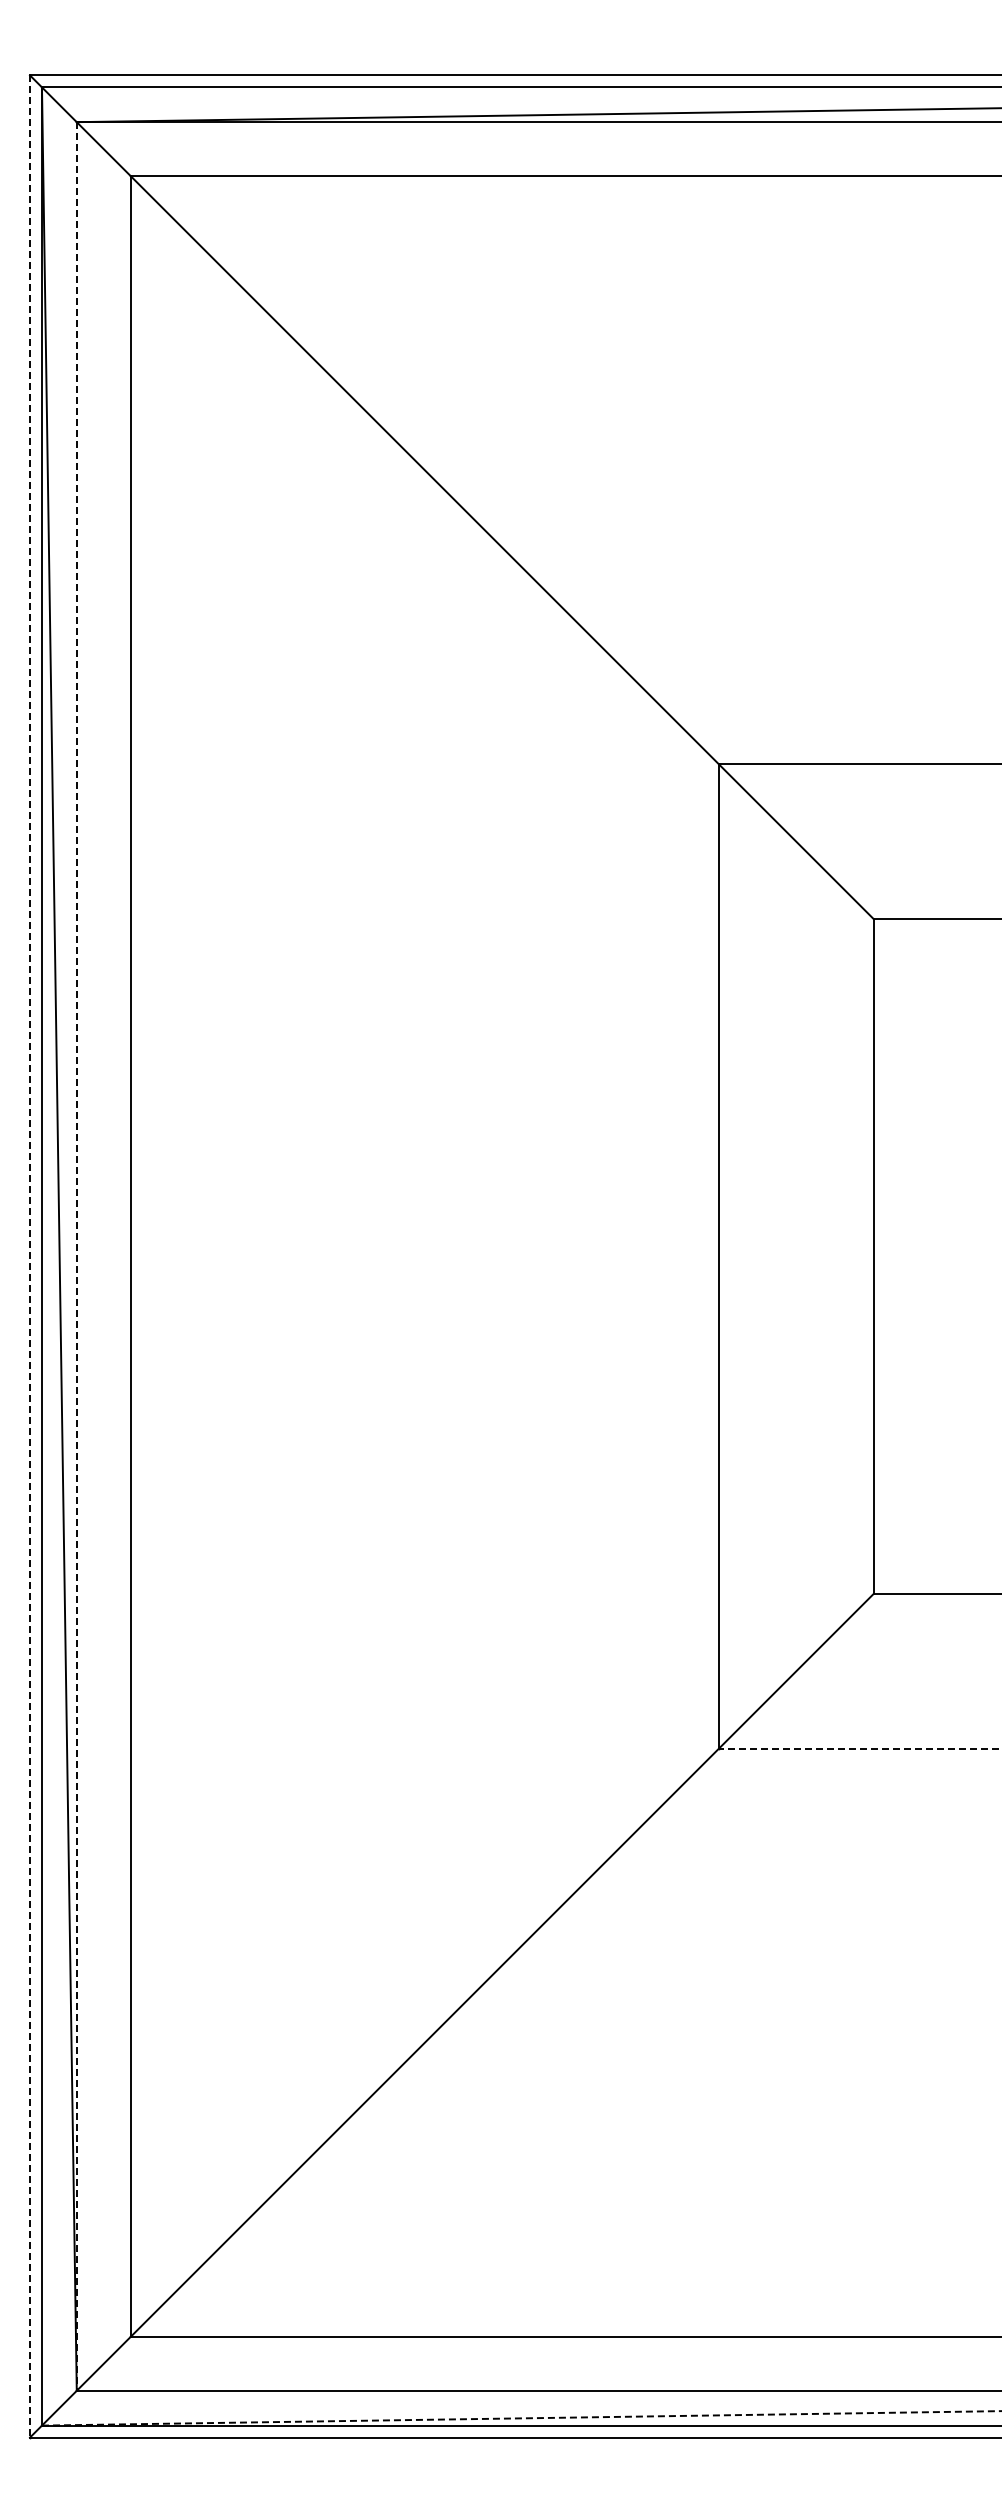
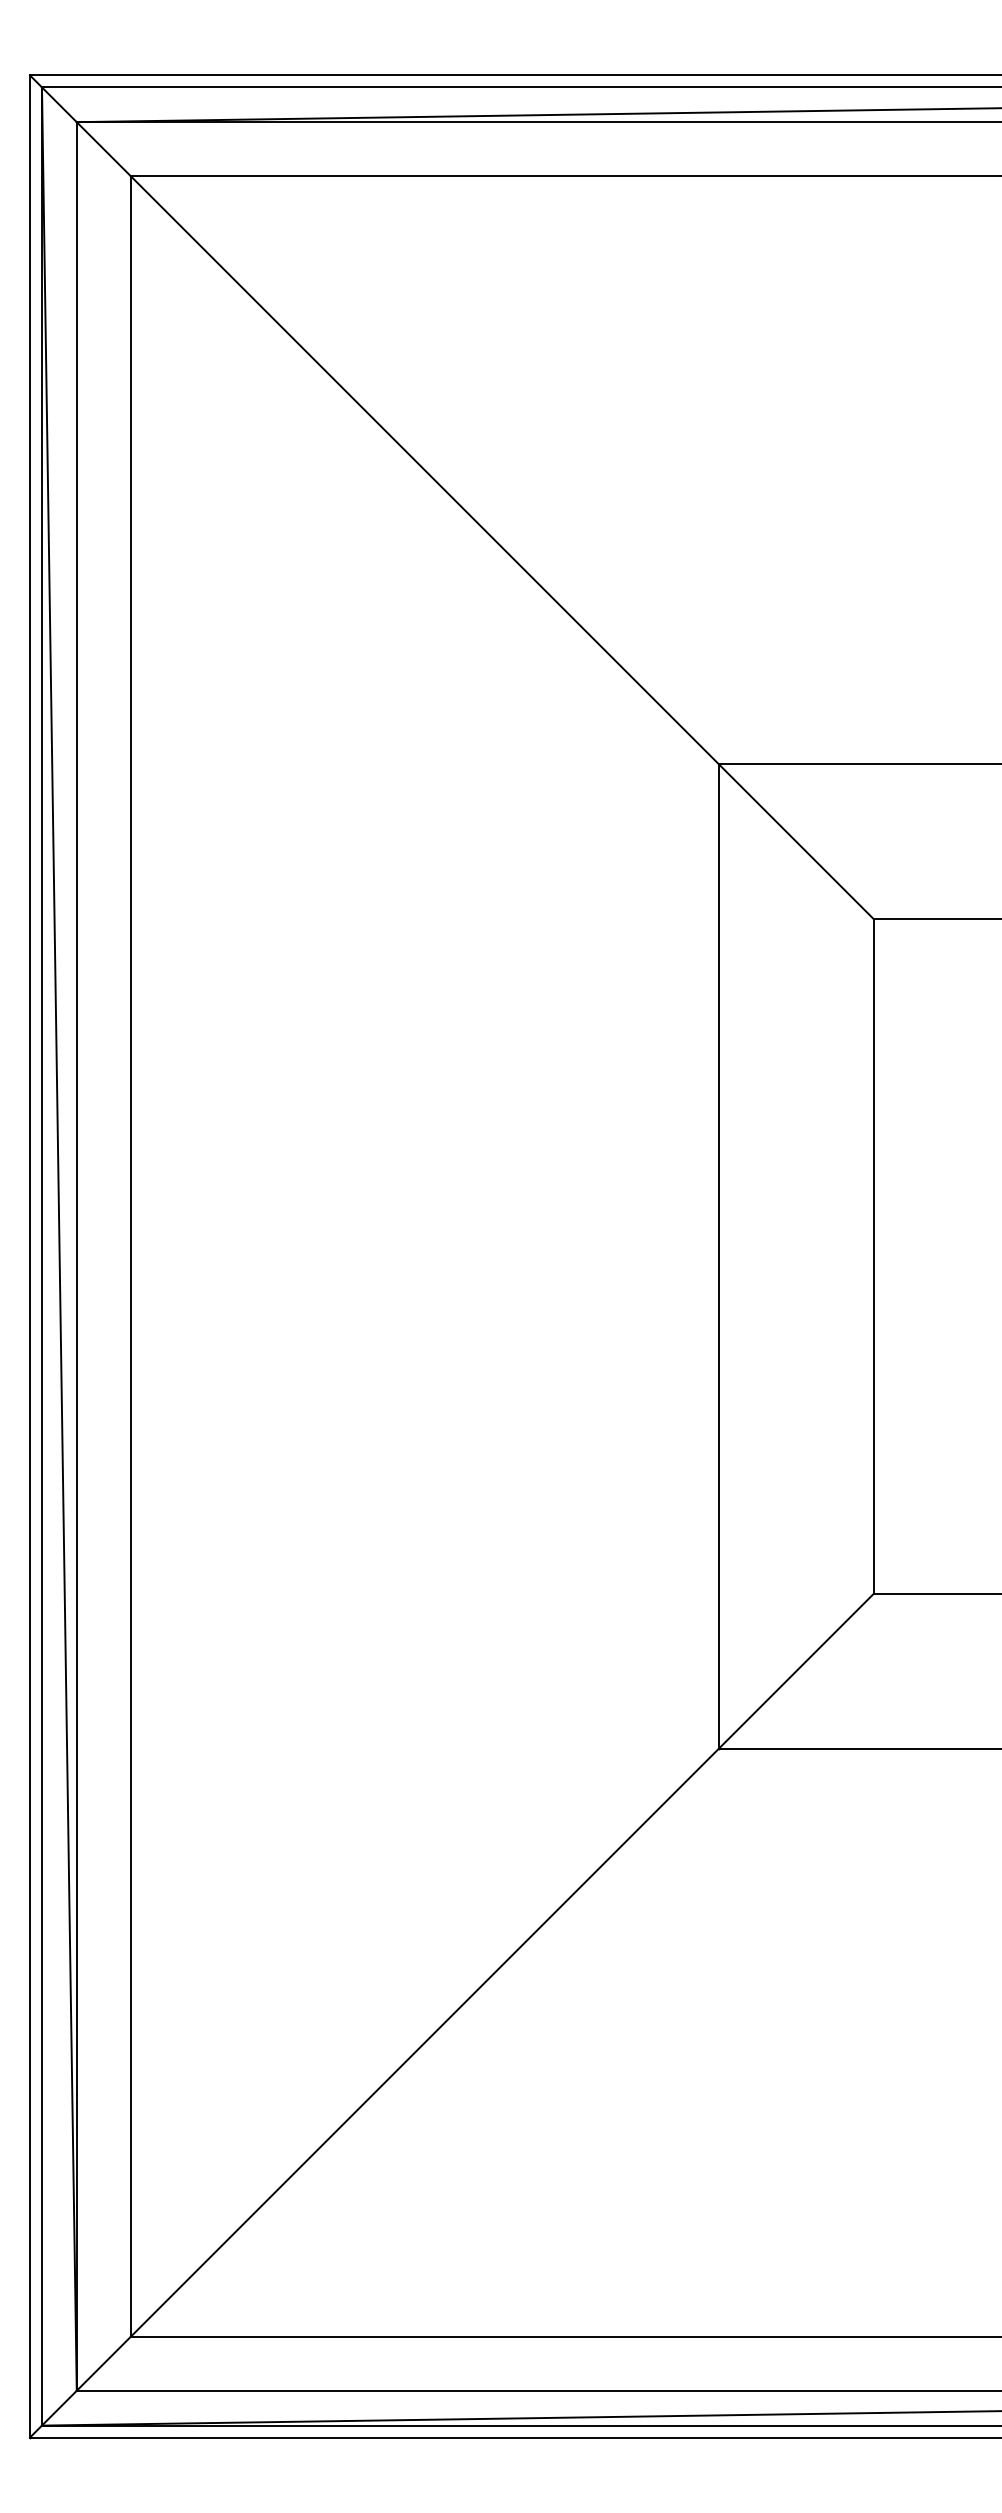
line: dashed -> solid (29, 1256)
line: dashed -> solid (76, 1256)
line: dashed -> solid (859, 1748)
line: dashed -> solid (521, 2418)
